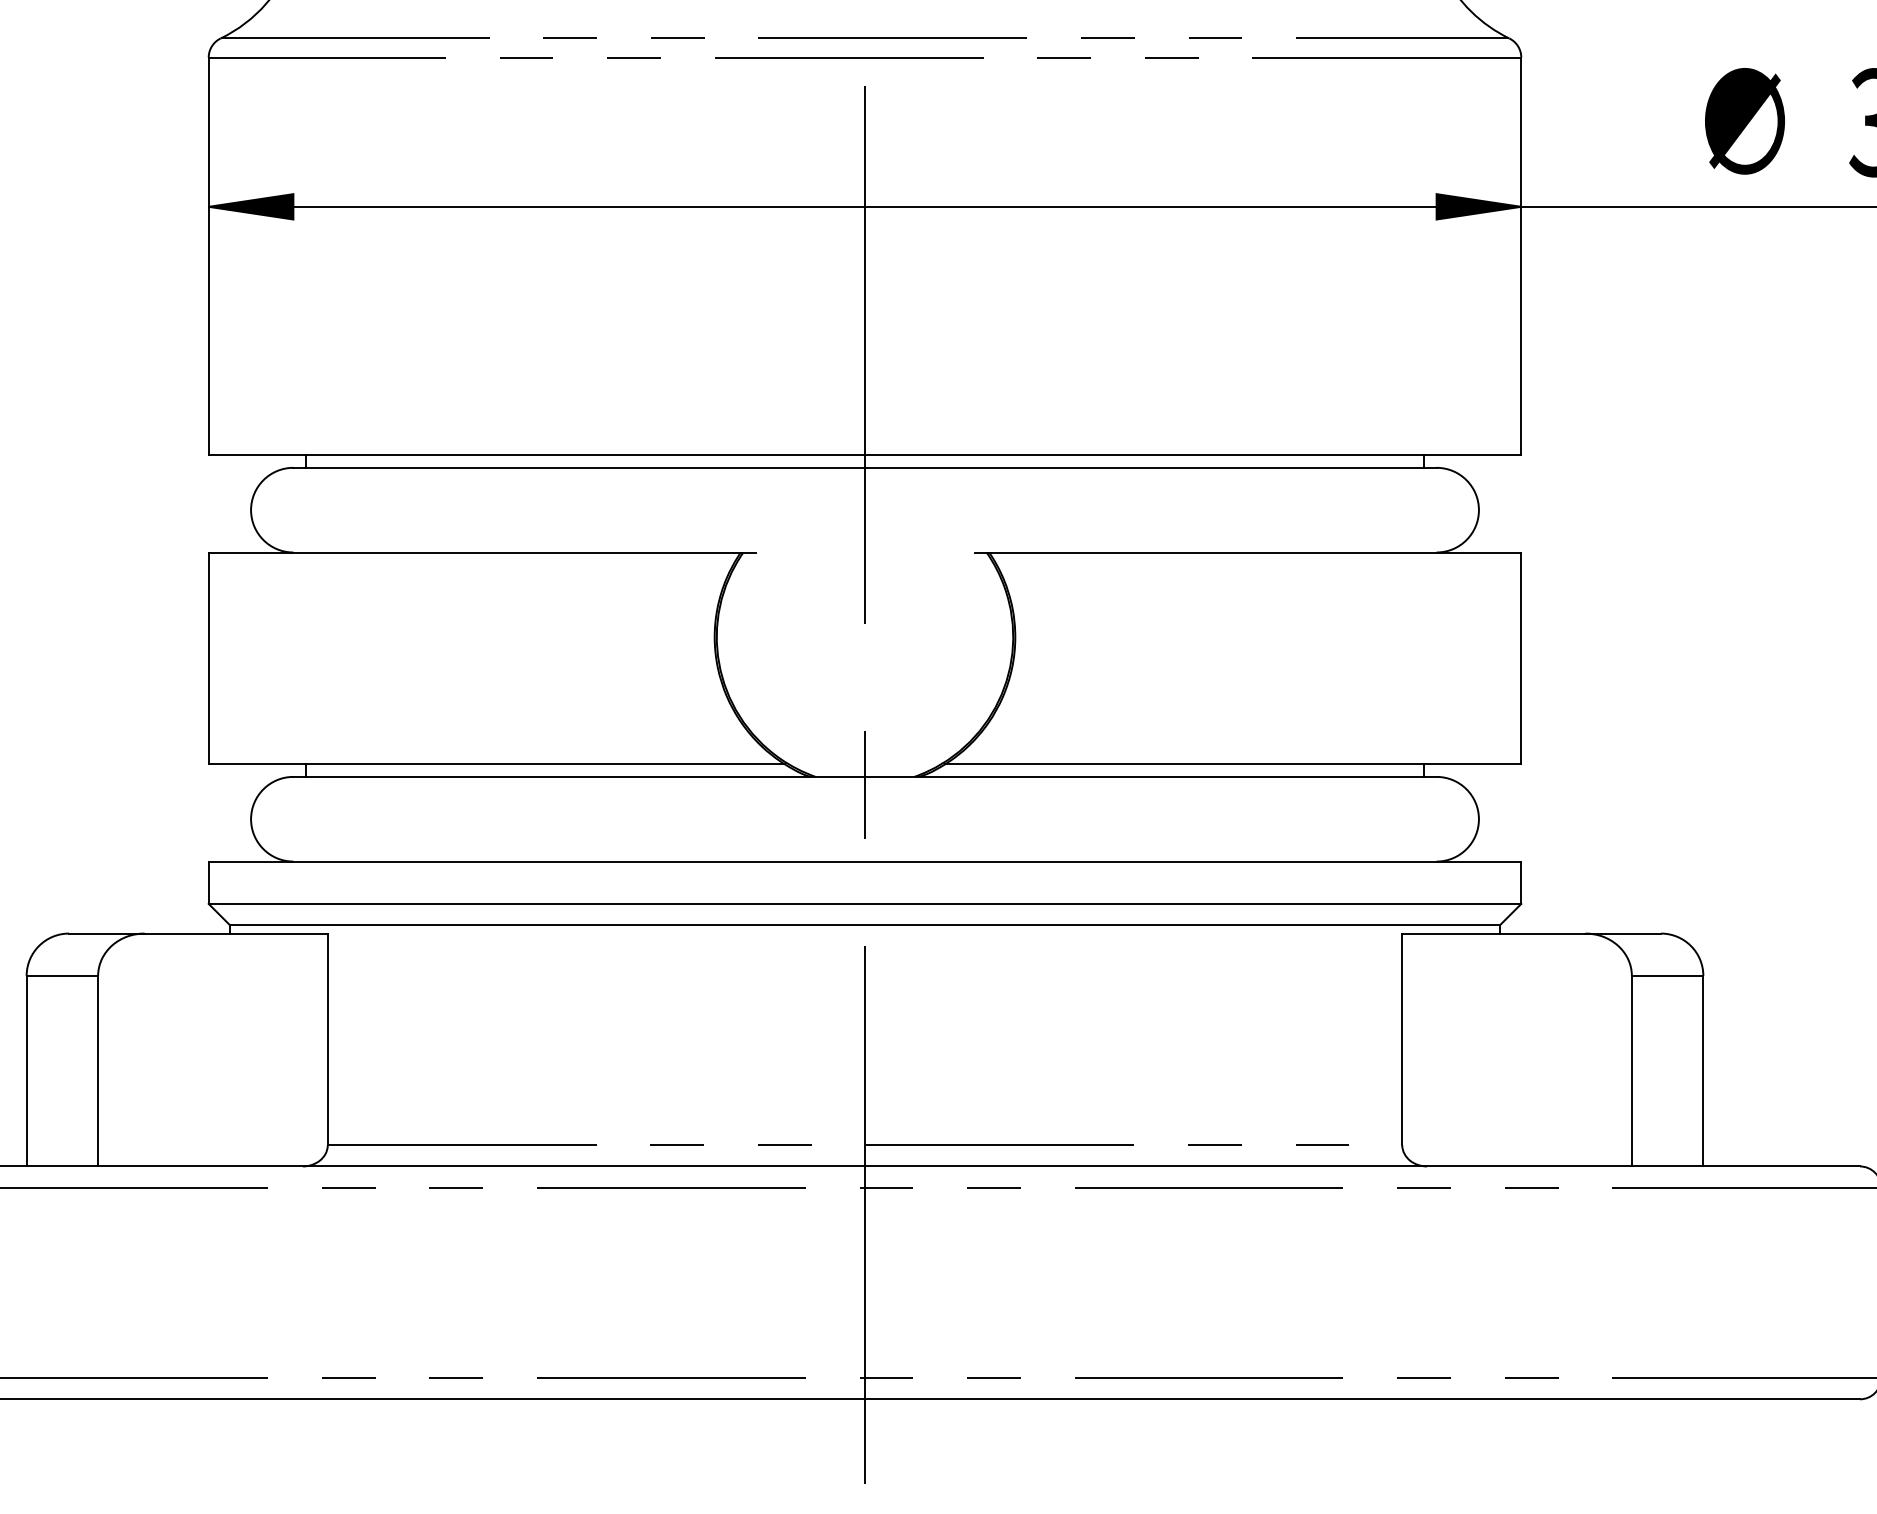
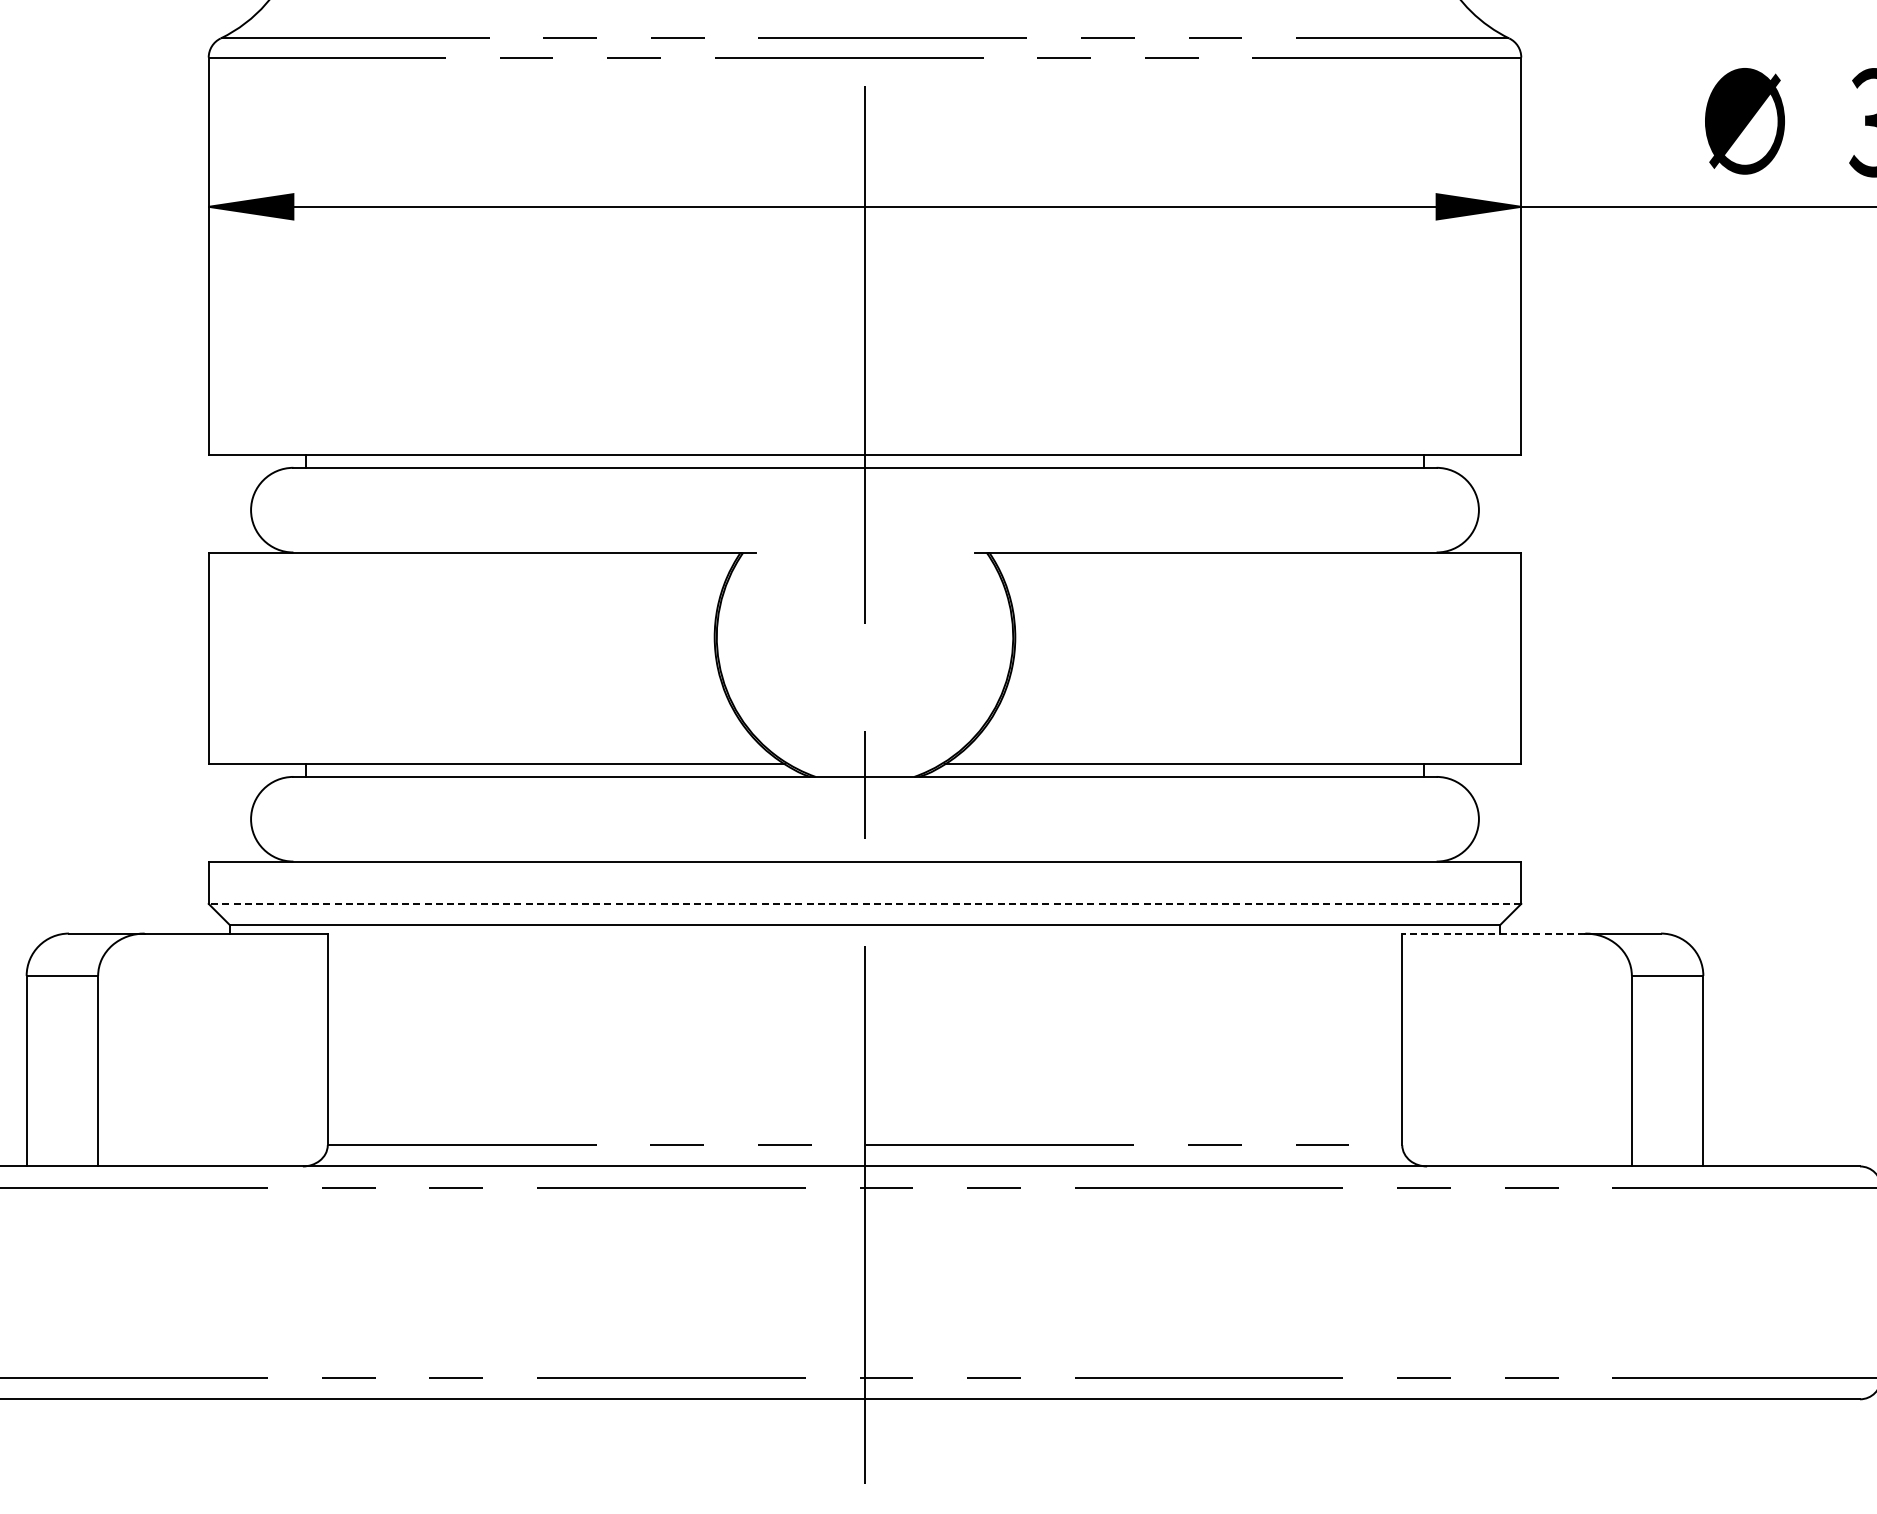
line: solid -> dashed (864, 903)
line: solid -> dashed (1493, 933)
